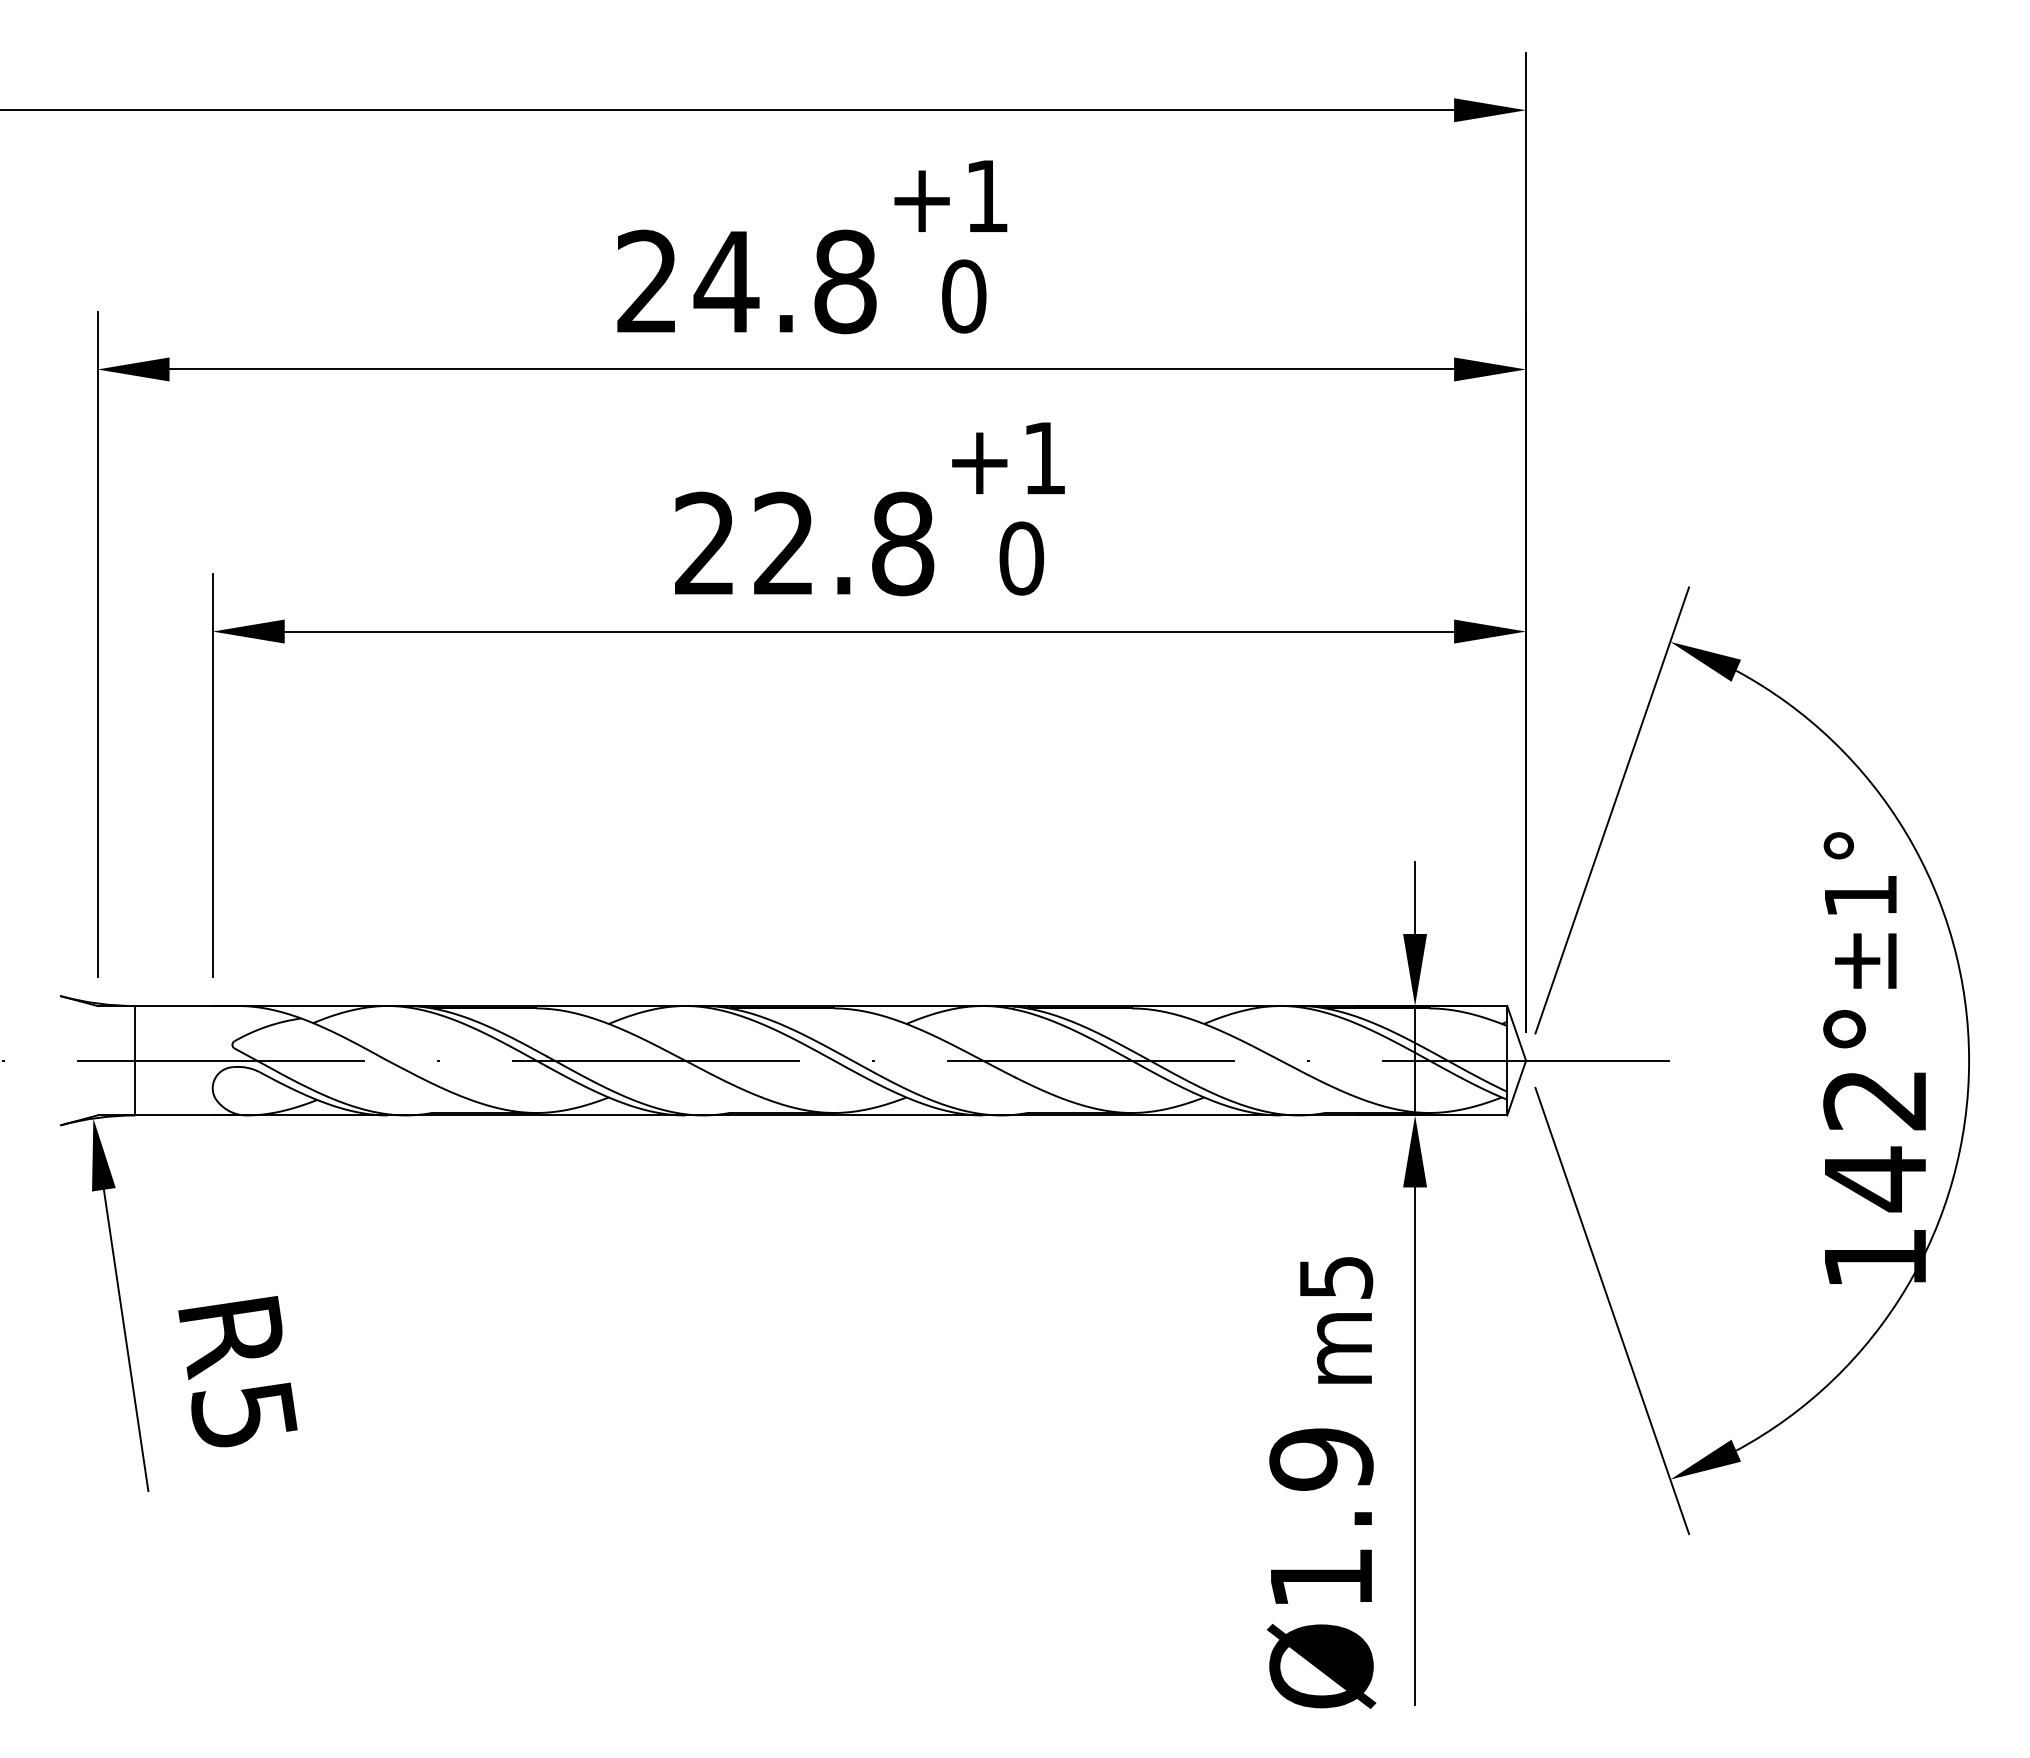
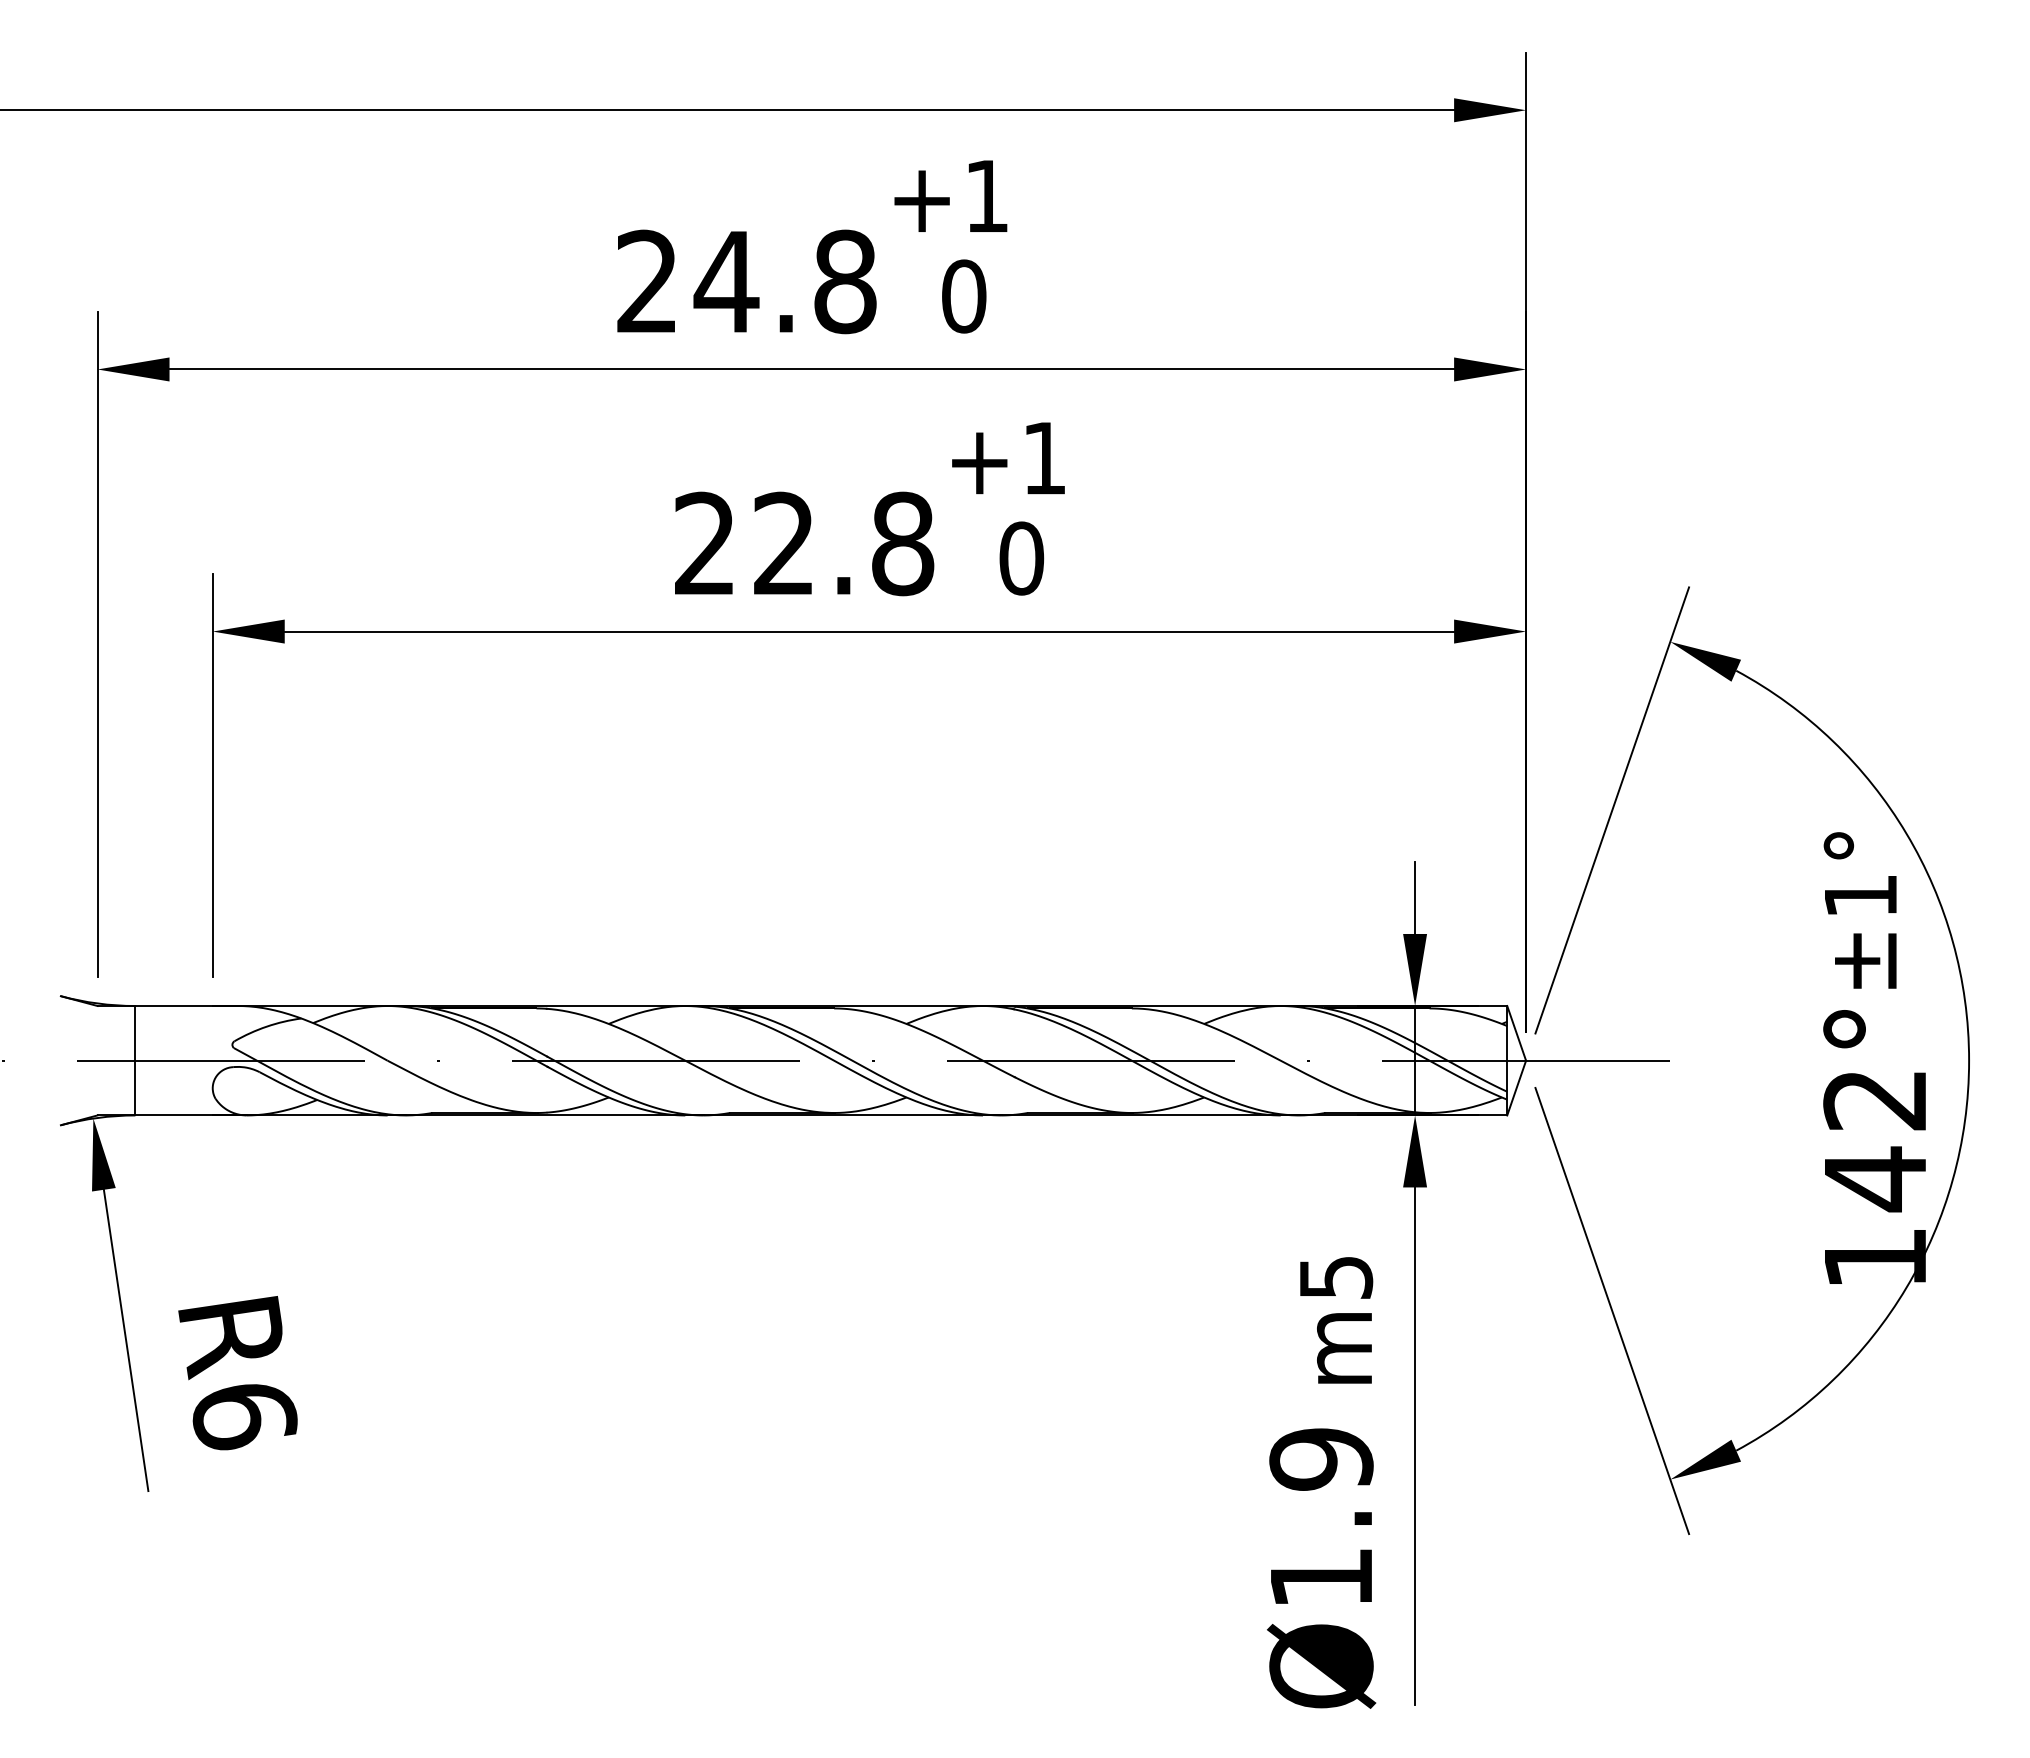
text: R5 -> R6 (244, 1416)
